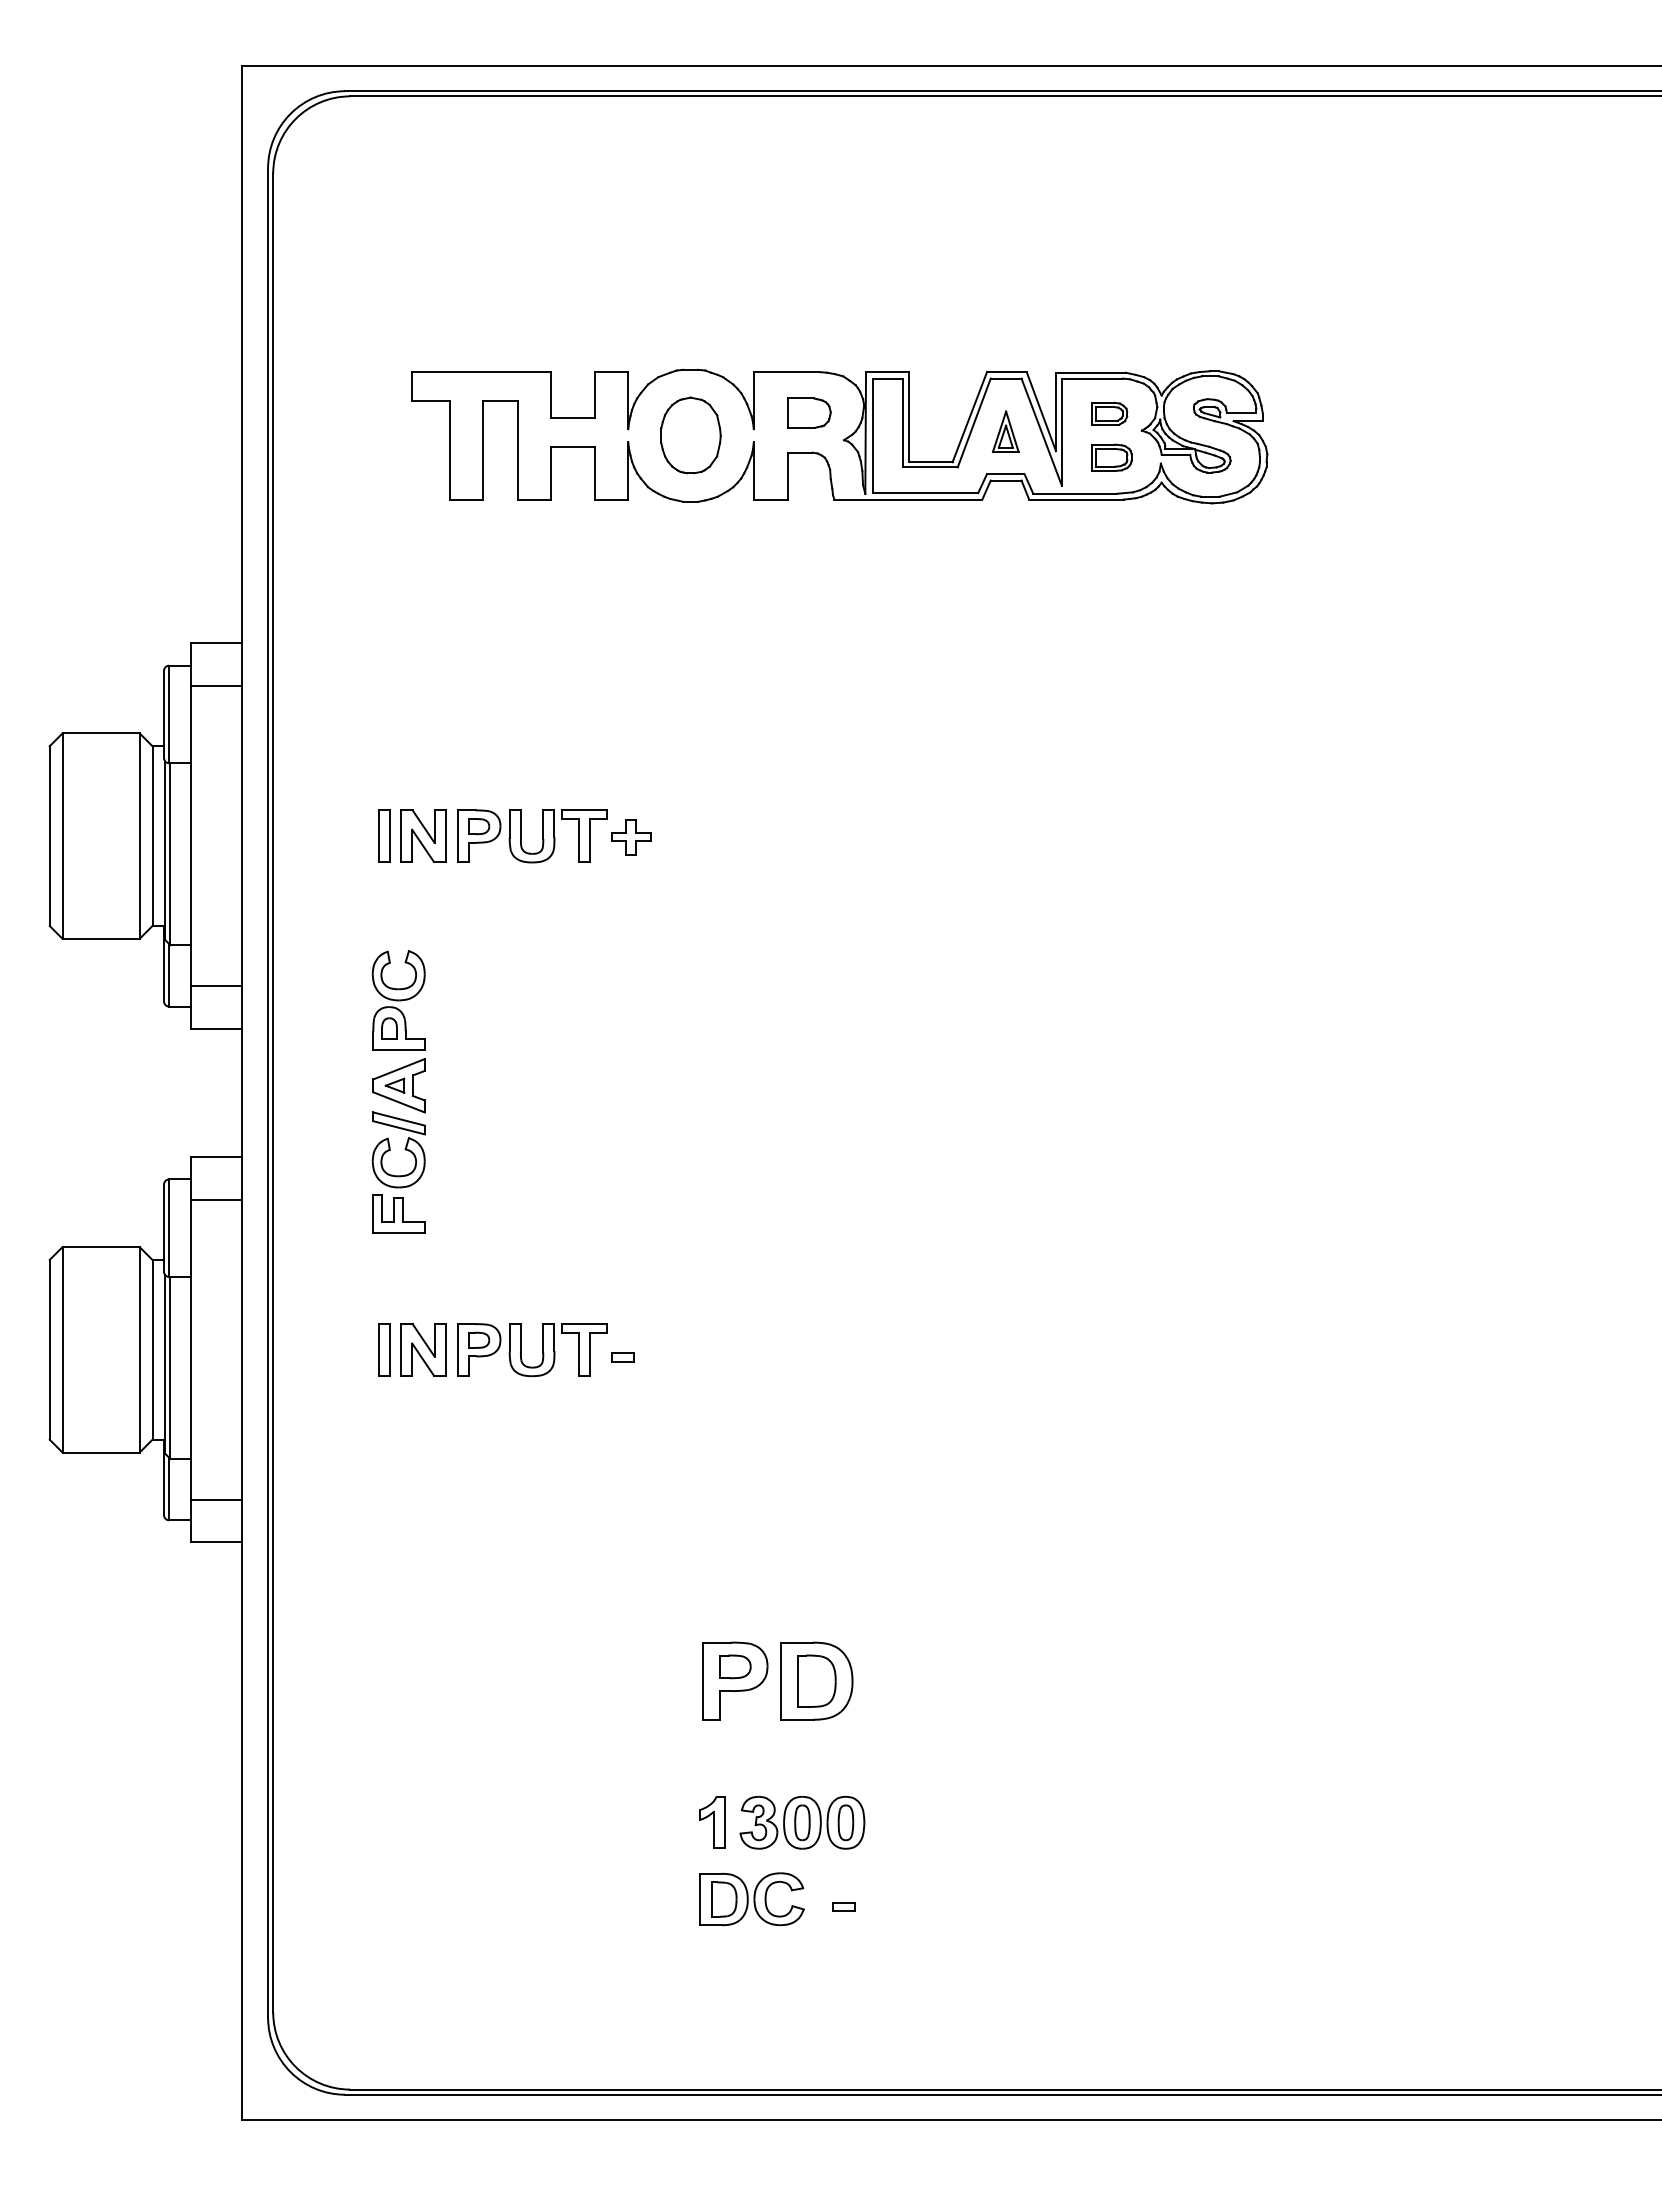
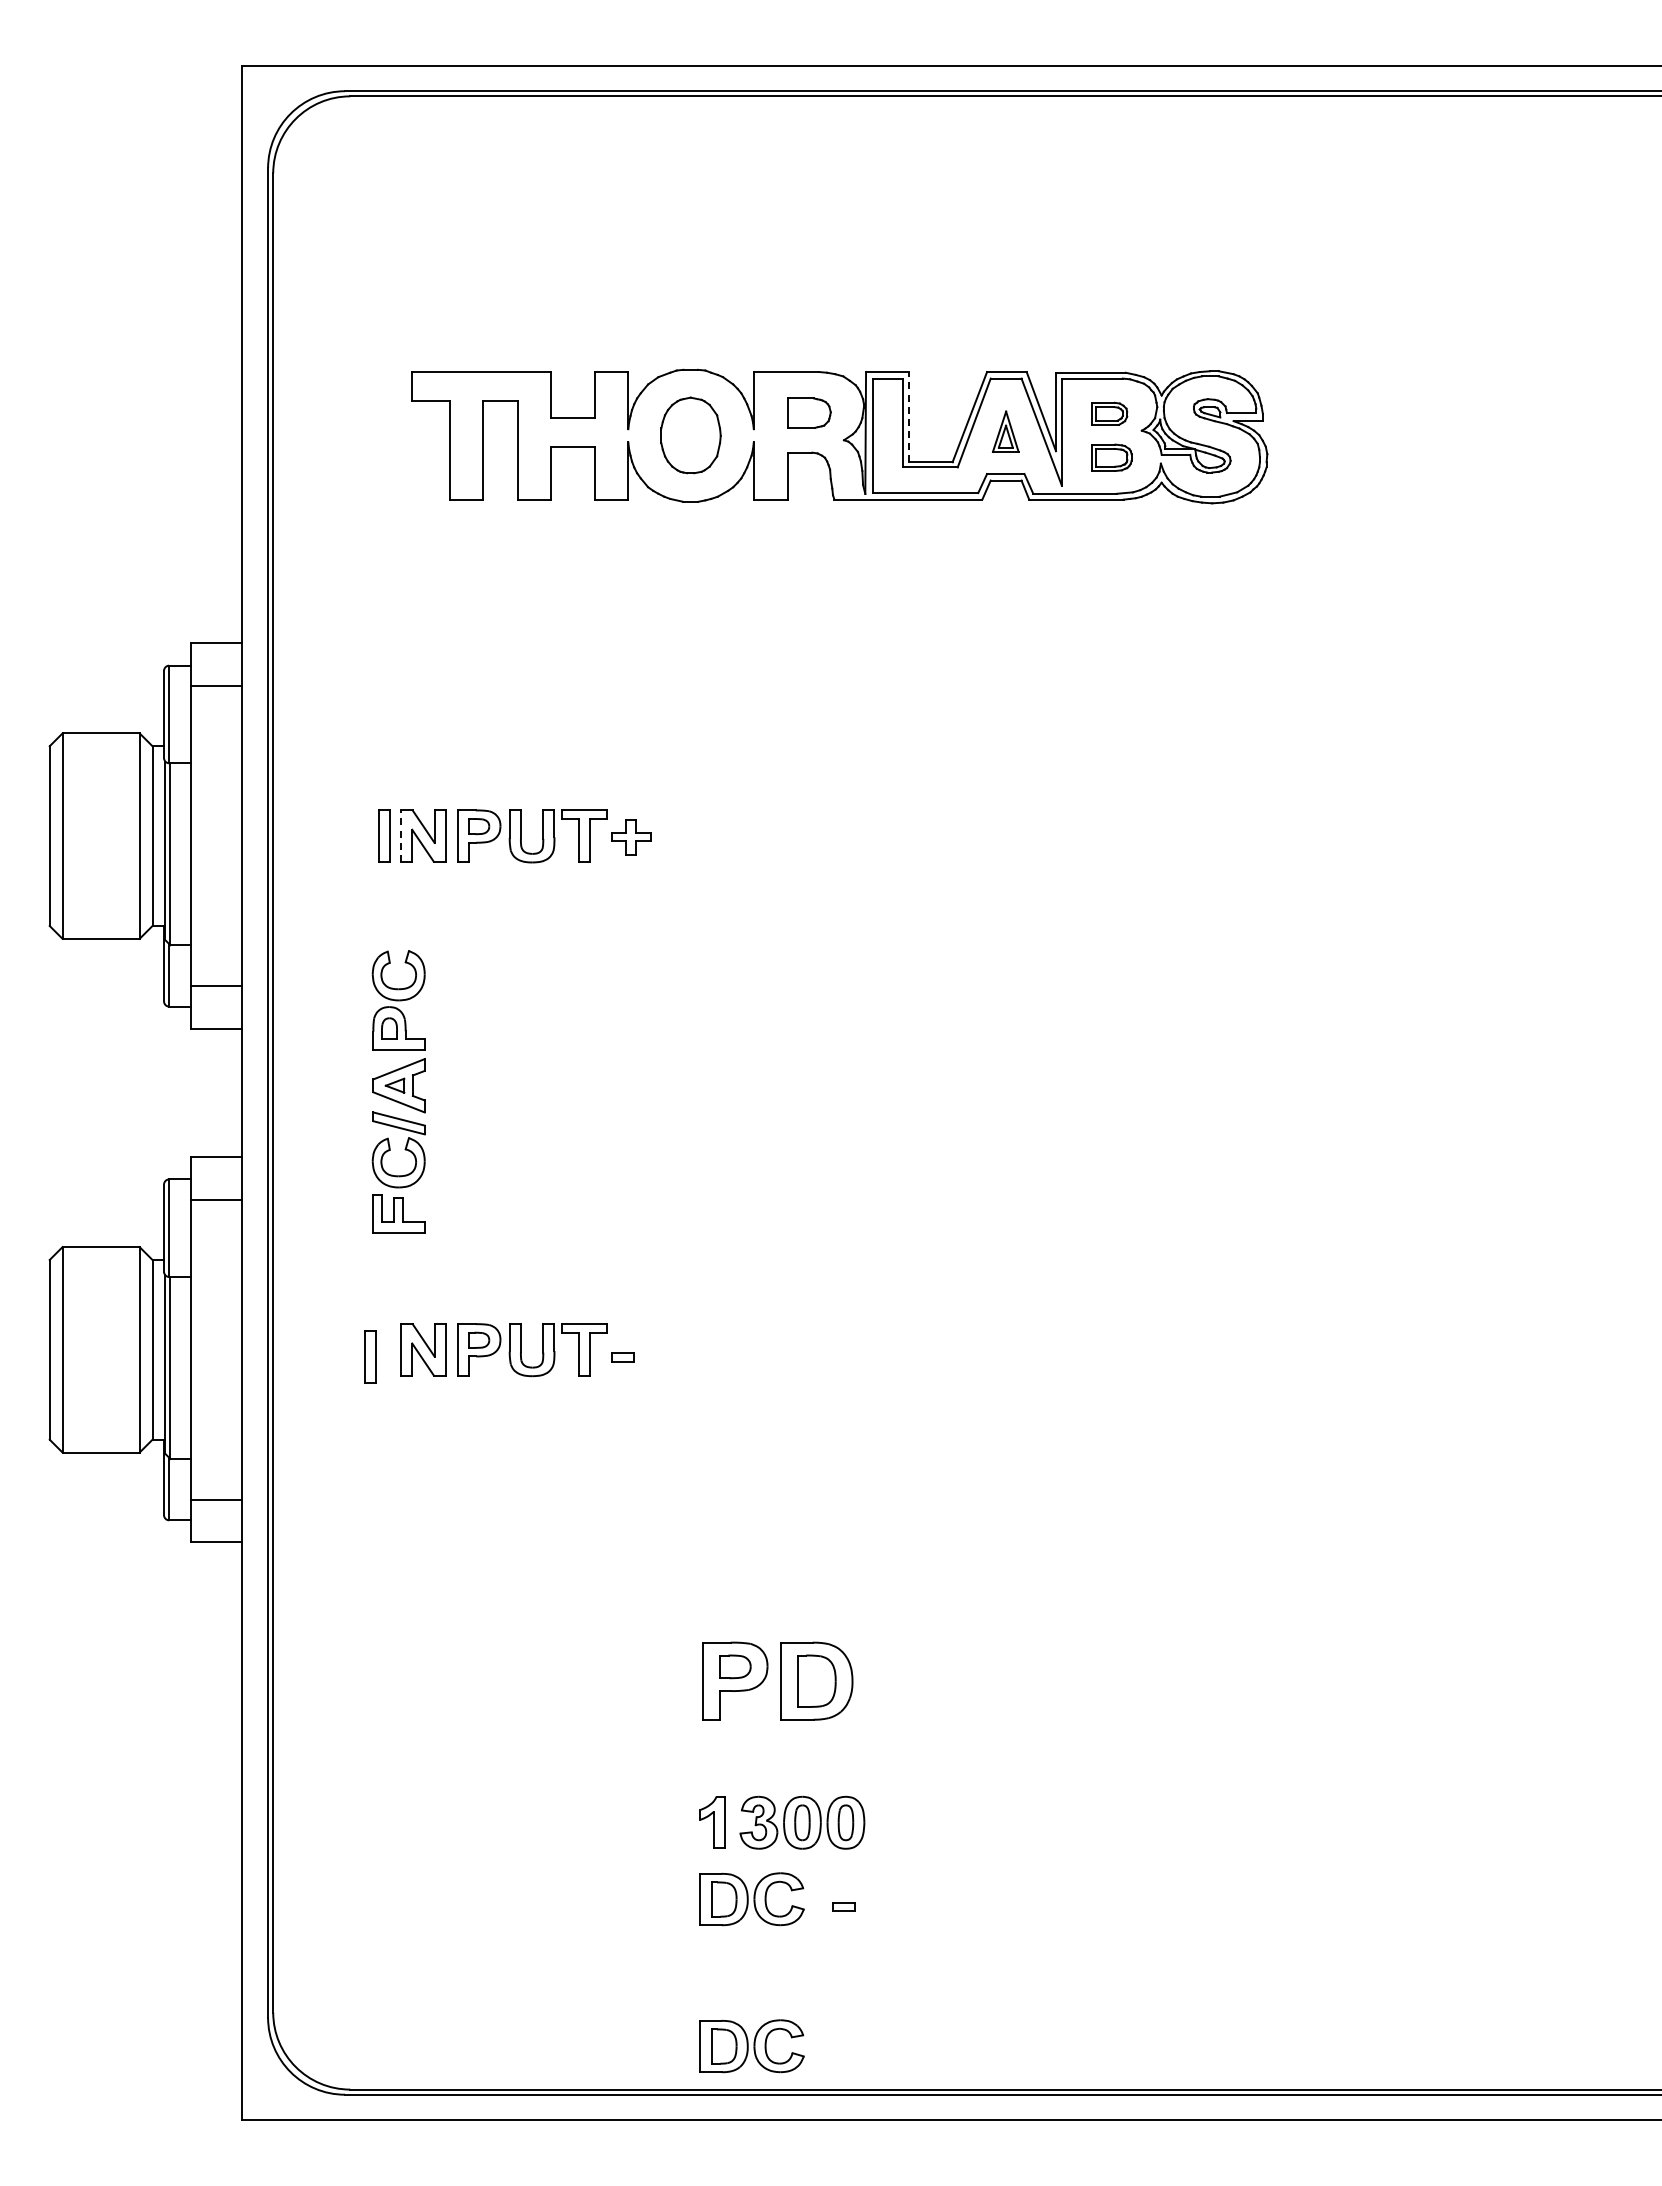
line: solid -> dashed (908, 416)
line: solid -> dashed (401, 836)
part position: (384, 1349) -> (370, 1356) (370, 1356)
part: none -> present (751, 2046)
